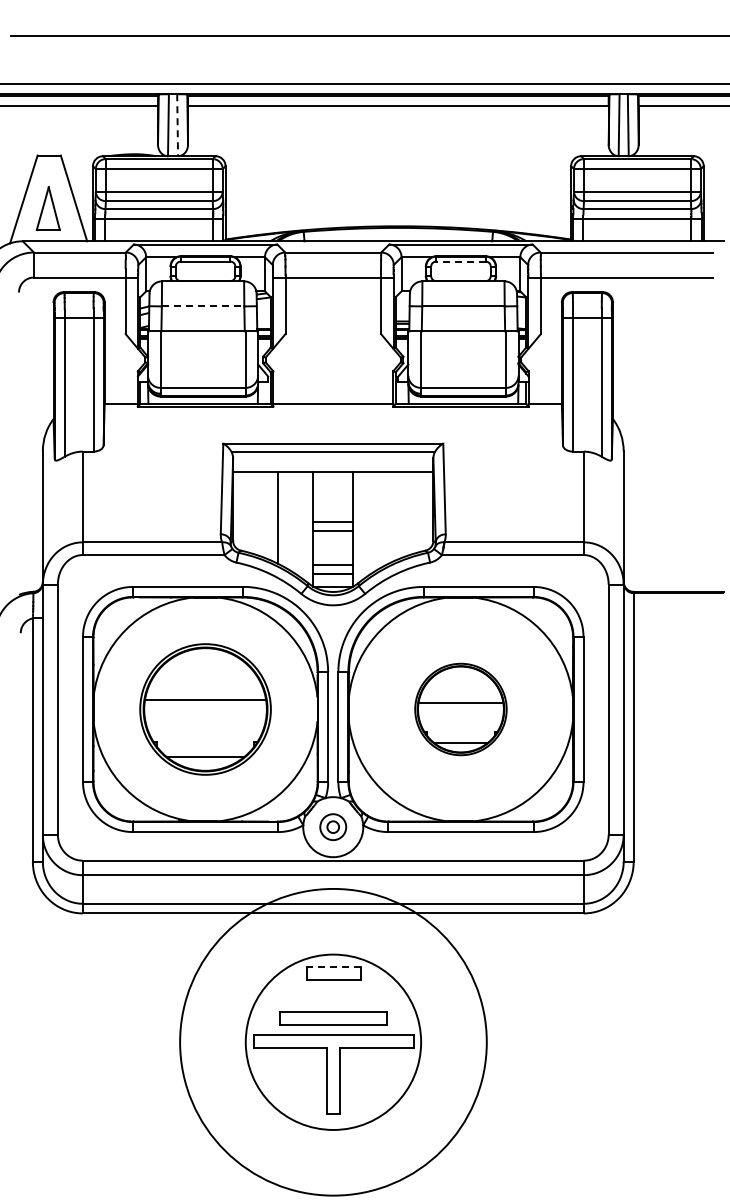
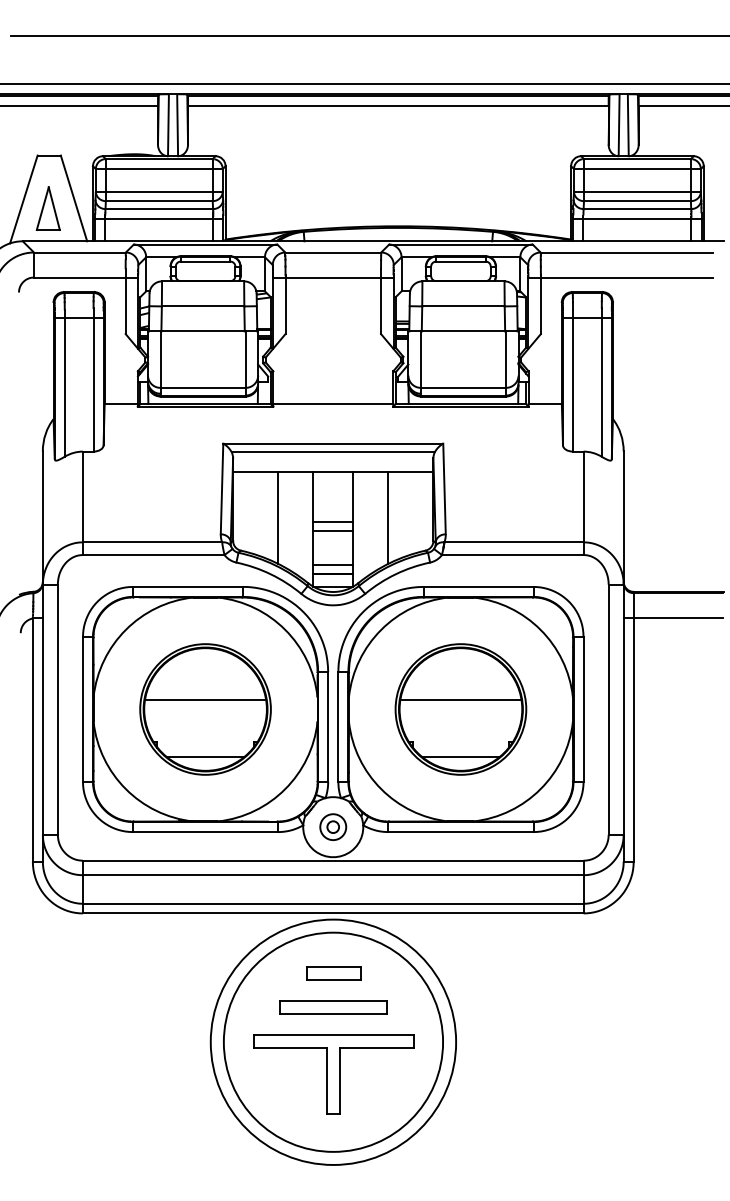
line: dashed -> solid (177, 125)
line: dashed -> solid (460, 261)
line: dashed -> solid (203, 306)
line: none -> present (388, 517)
line: none -> present (672, 618)
part size: 94x95 px -> 134x133 px (460, 709)
line: dashed -> solid (333, 967)
part position: (333, 1018) -> (333, 1007) (333, 1007)
circle diameter: 175 px -> 219 px (333, 1041)
circle diameter: 307 px -> 245 px (333, 1041)
